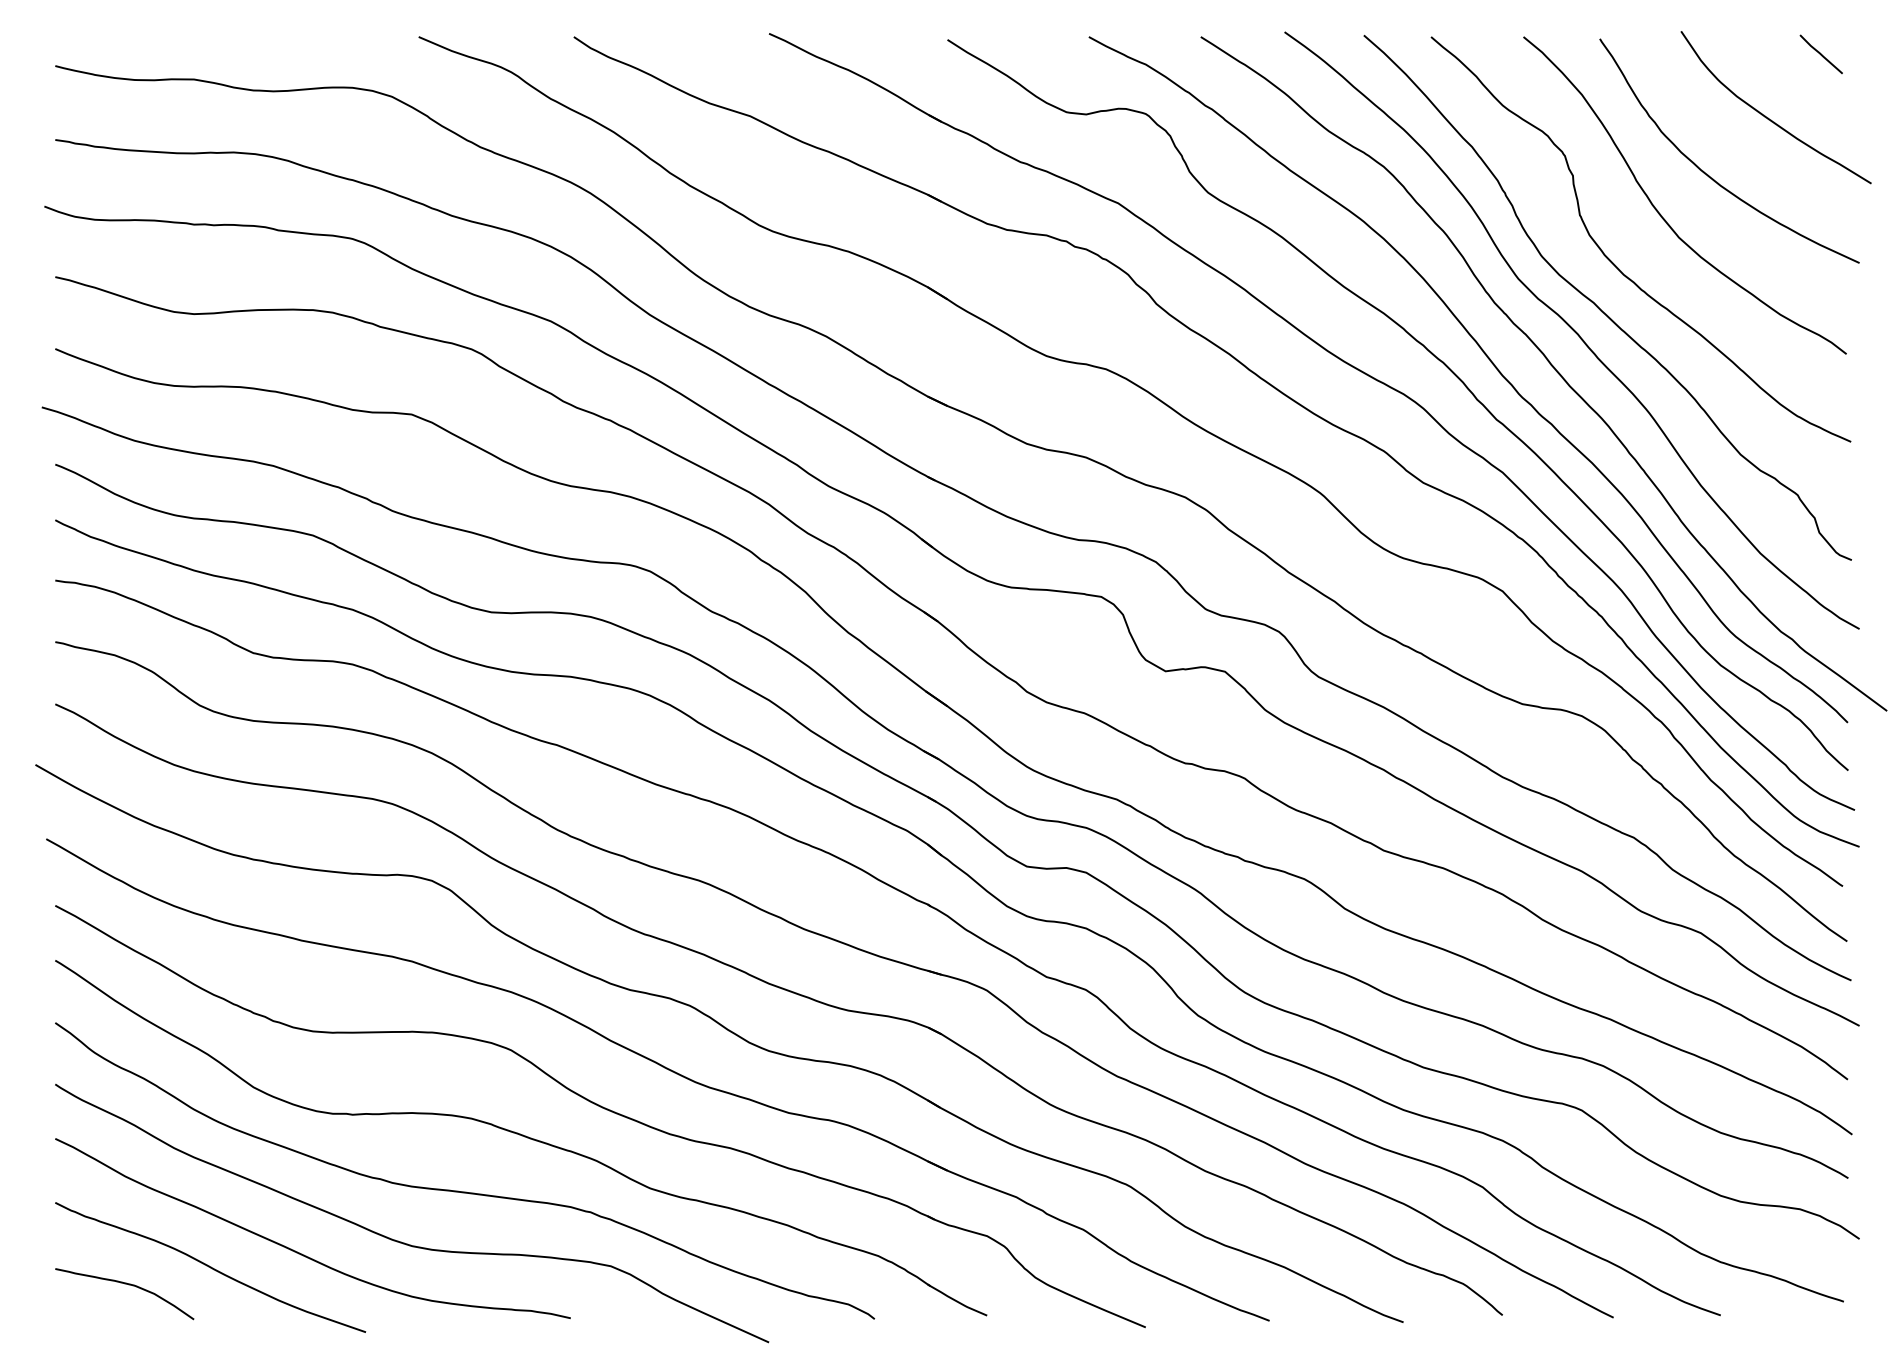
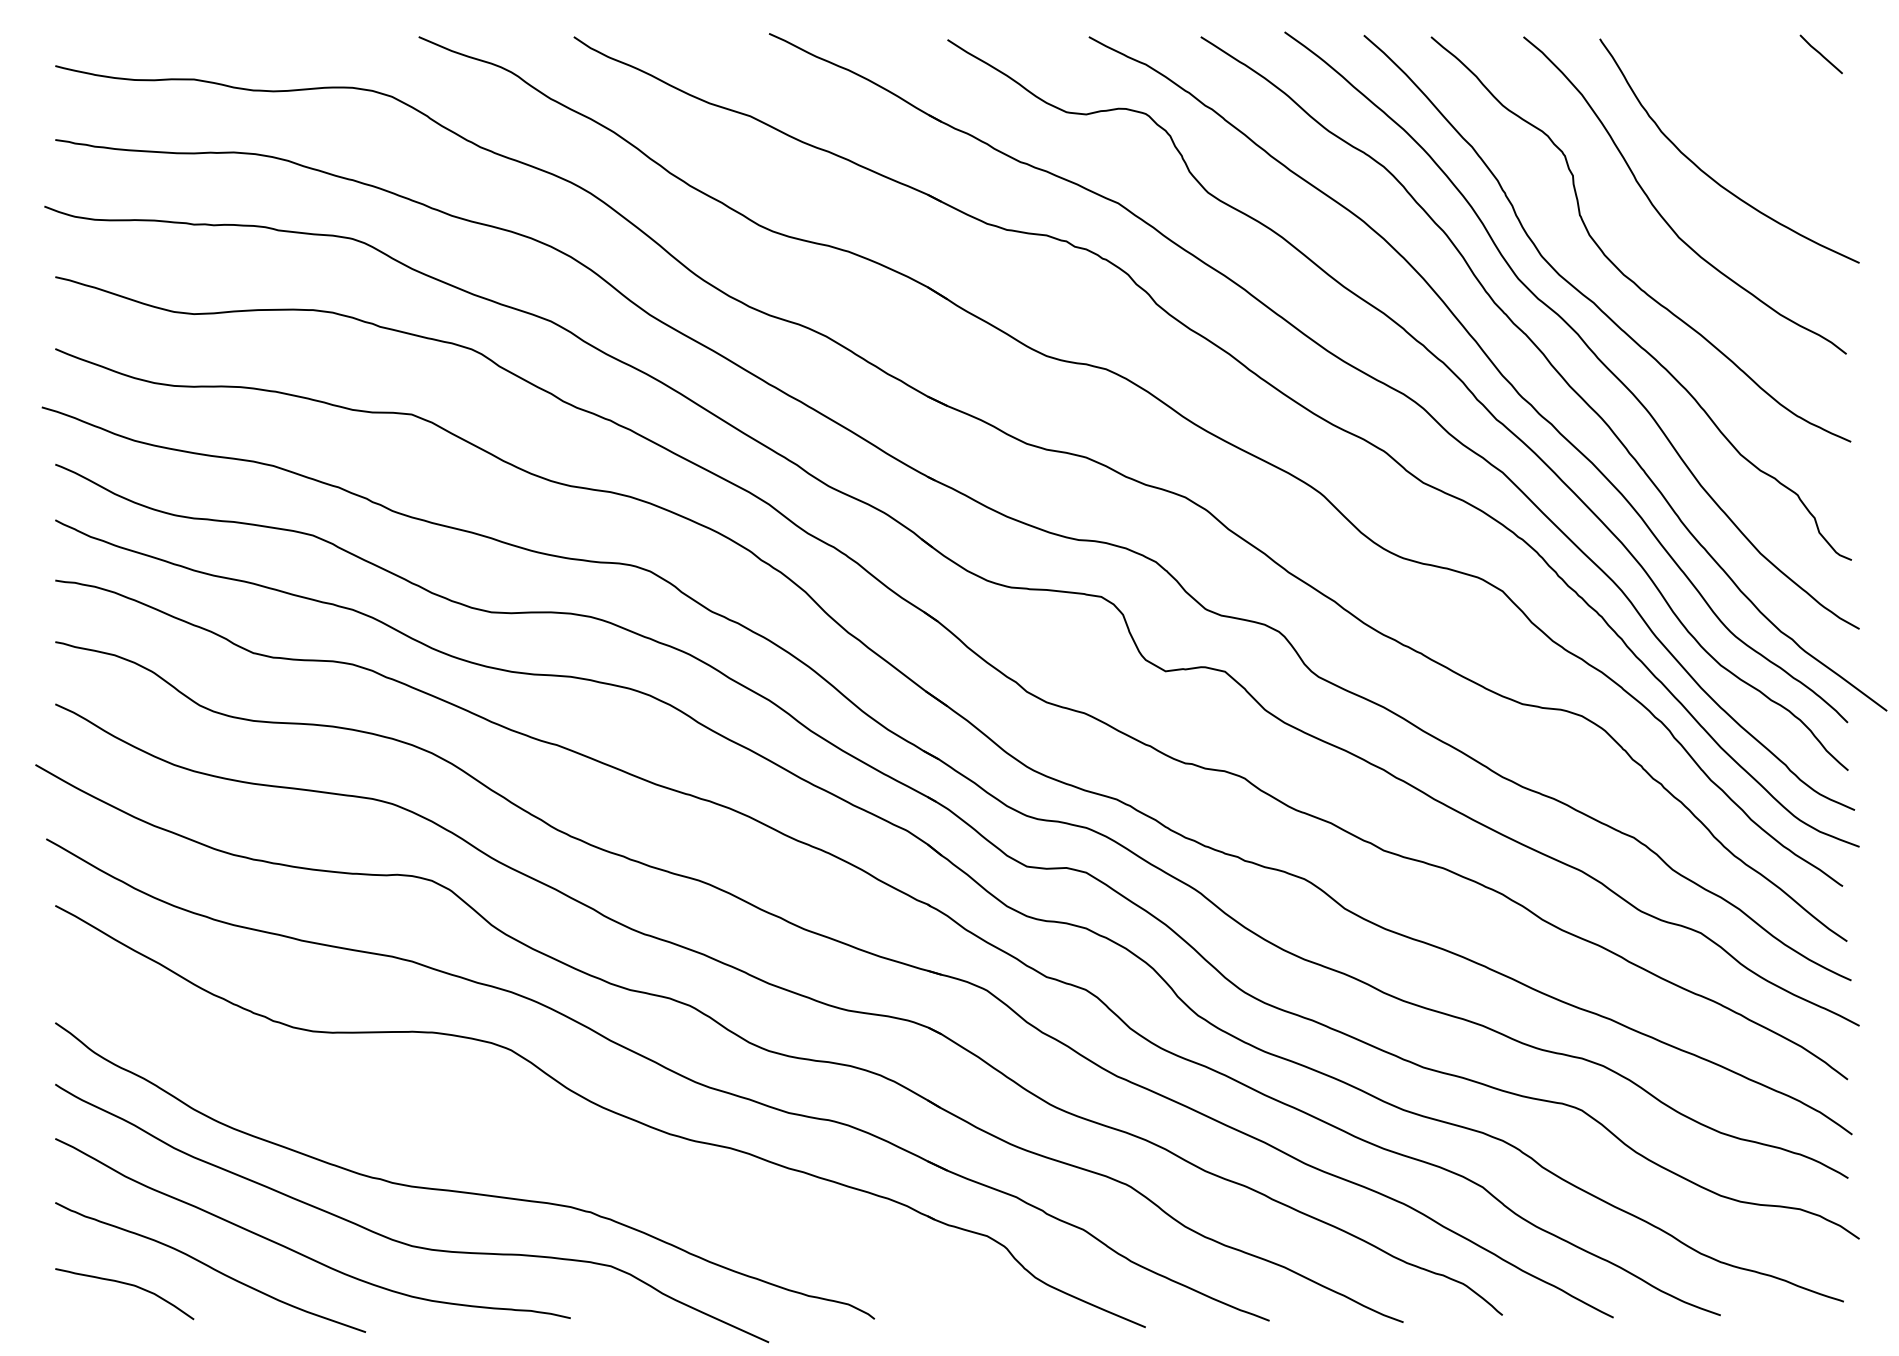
curve: present -> none (1768, 117)
part: present -> none (521, 1138)
